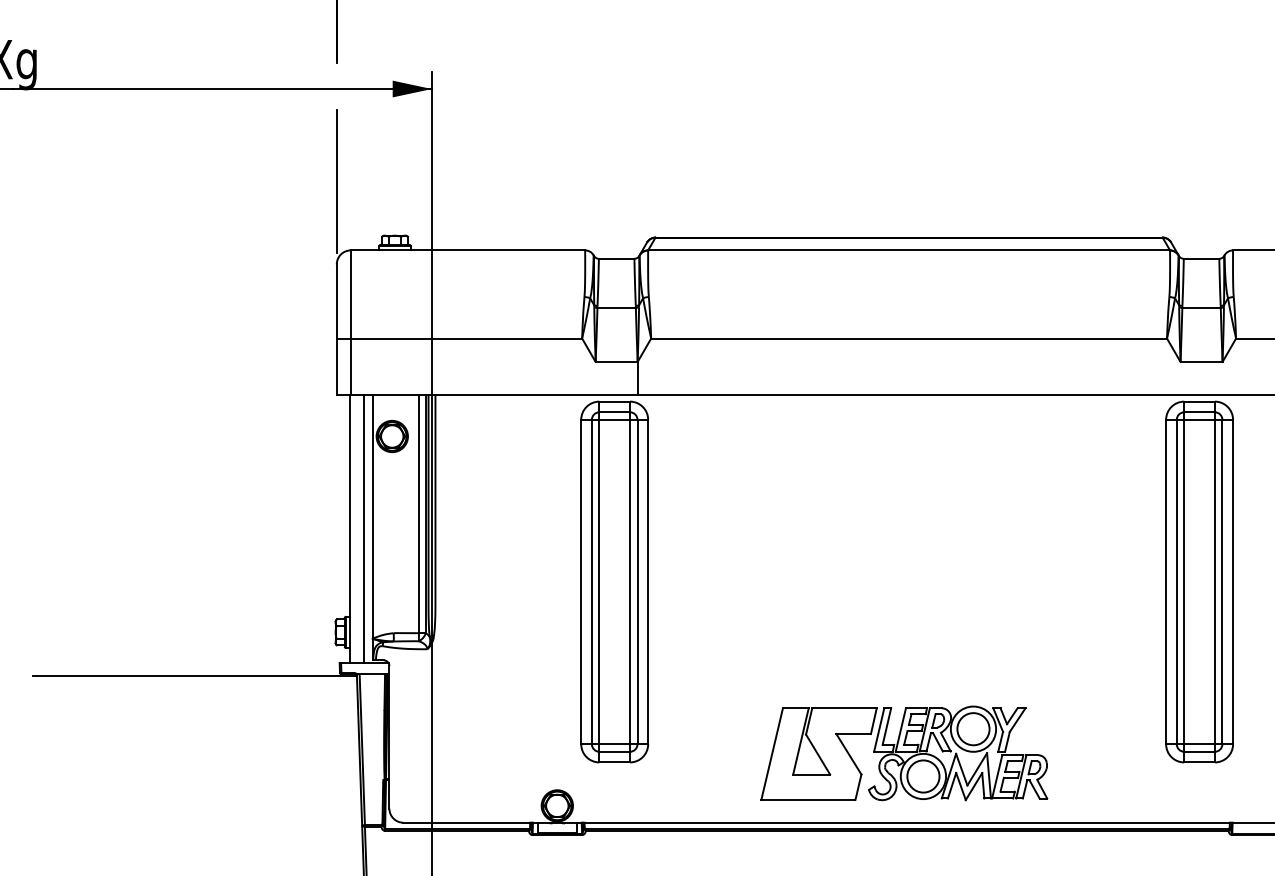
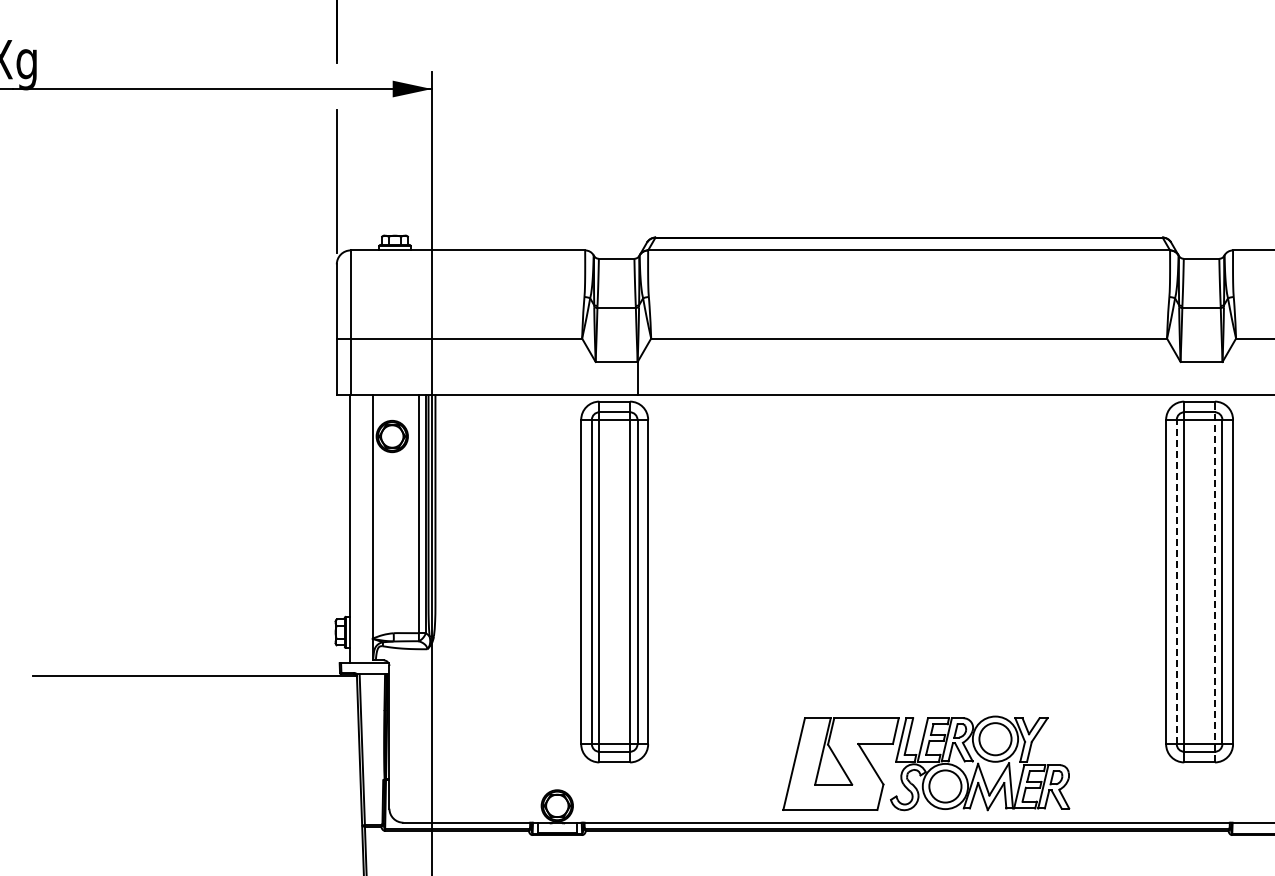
line: present -> none (364, 528)
line: solid -> dashed (1176, 581)
line: solid -> dashed (1214, 581)
part position: (904, 753) -> (926, 763) (926, 763)
